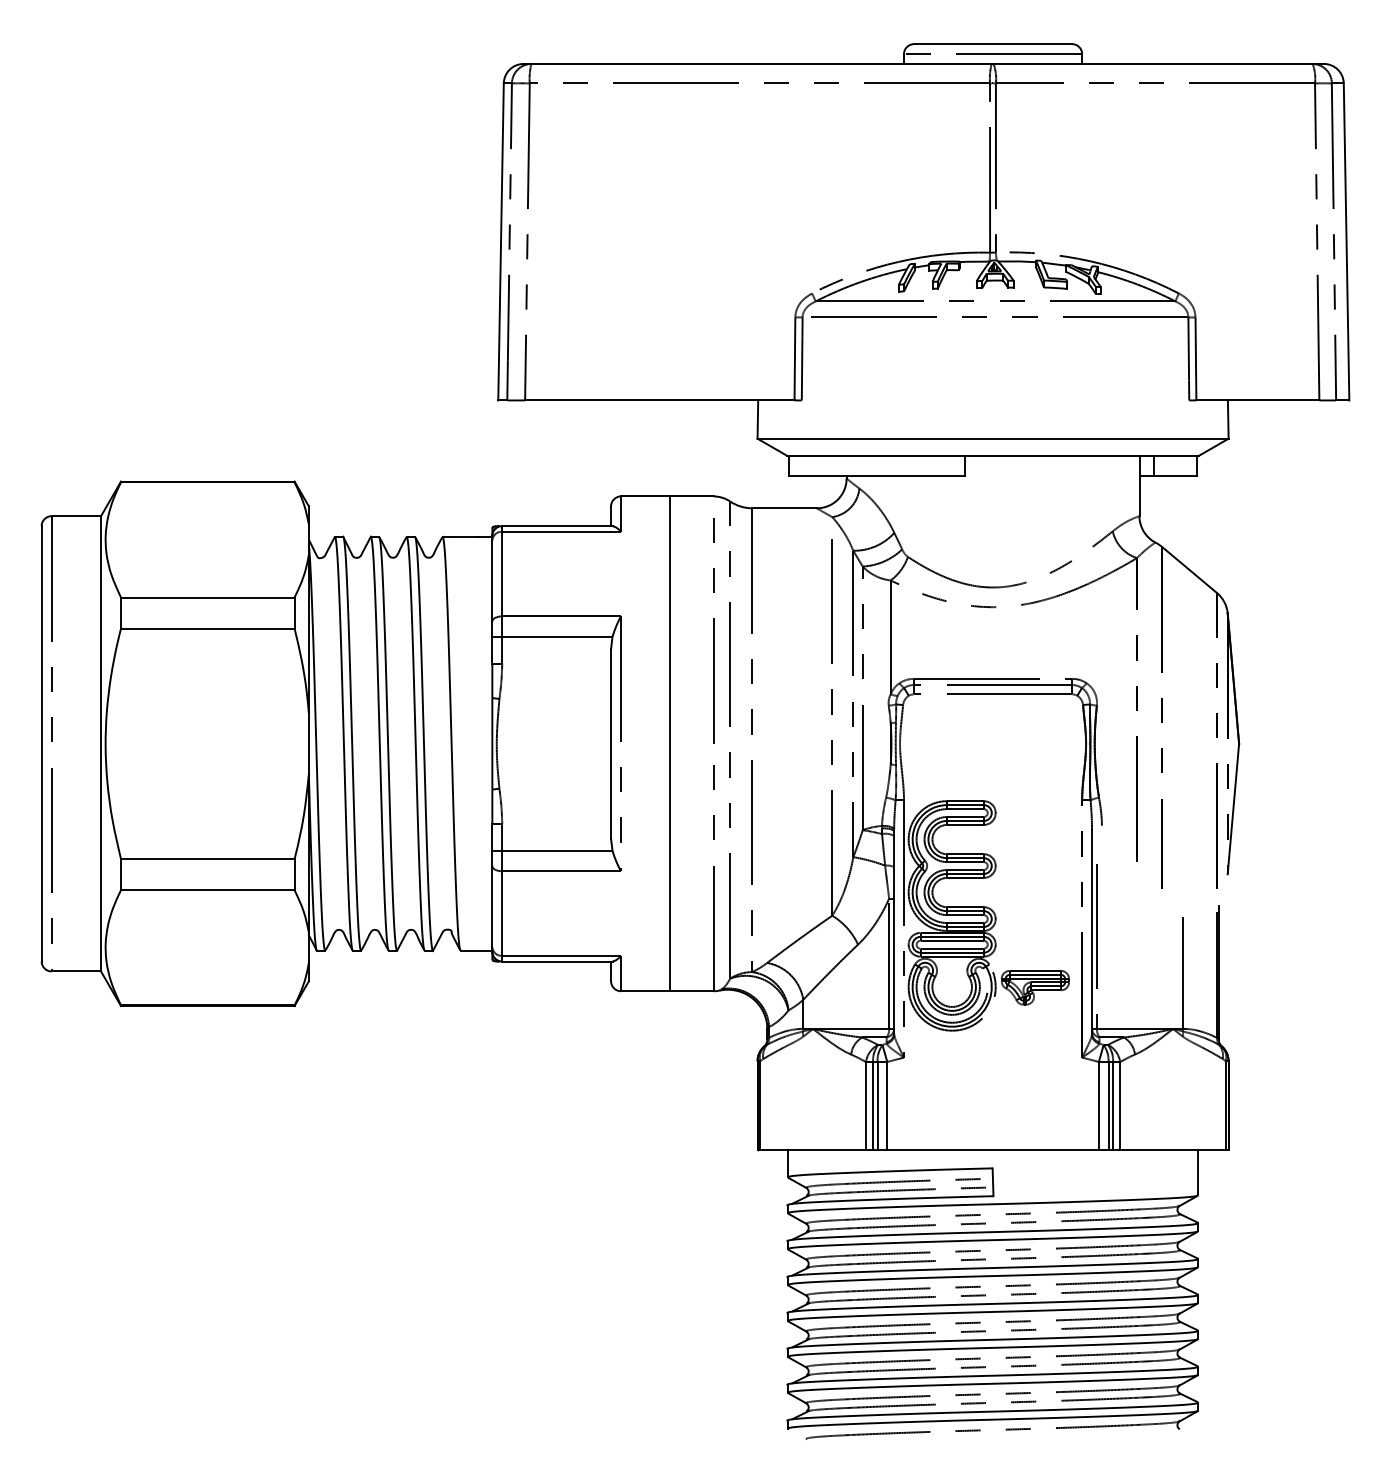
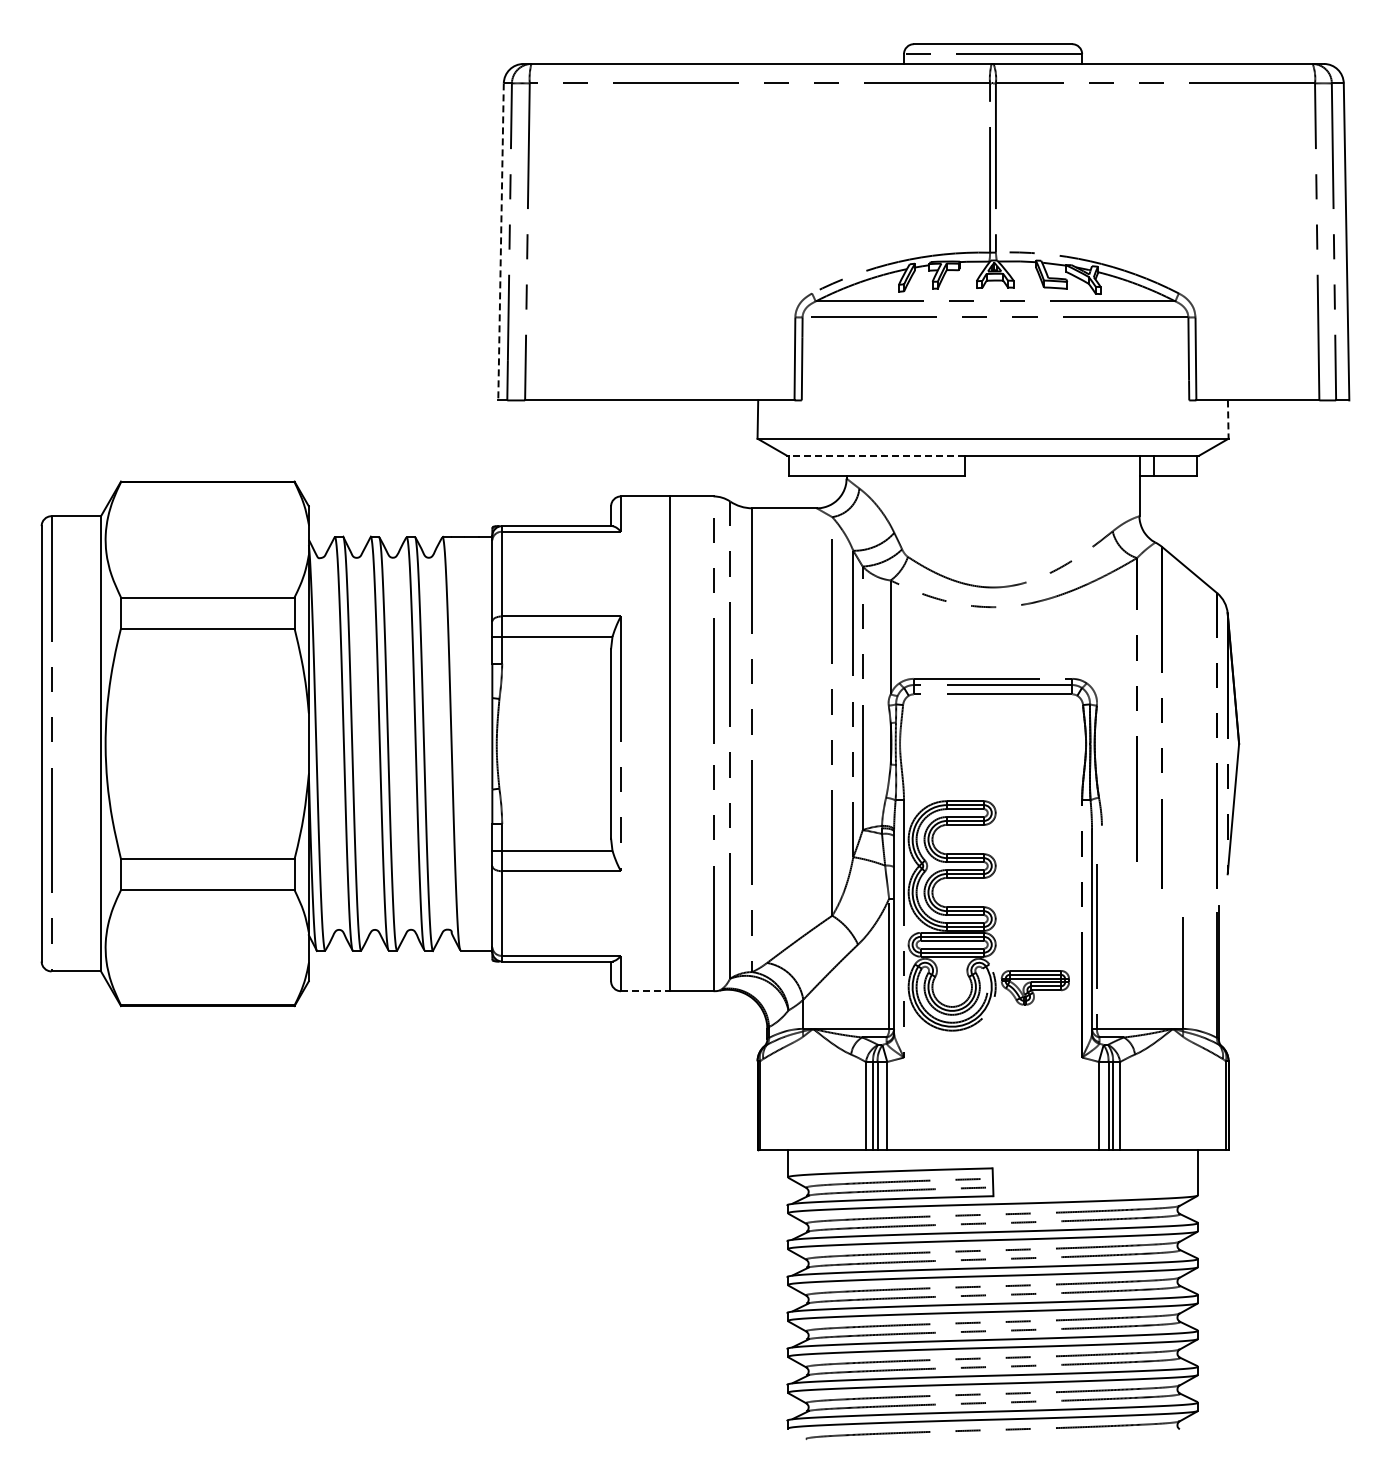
line: solid -> dashed (501, 241)
line: solid -> dashed (1228, 420)
line: solid -> dashed (876, 455)
line: solid -> dashed (645, 991)
